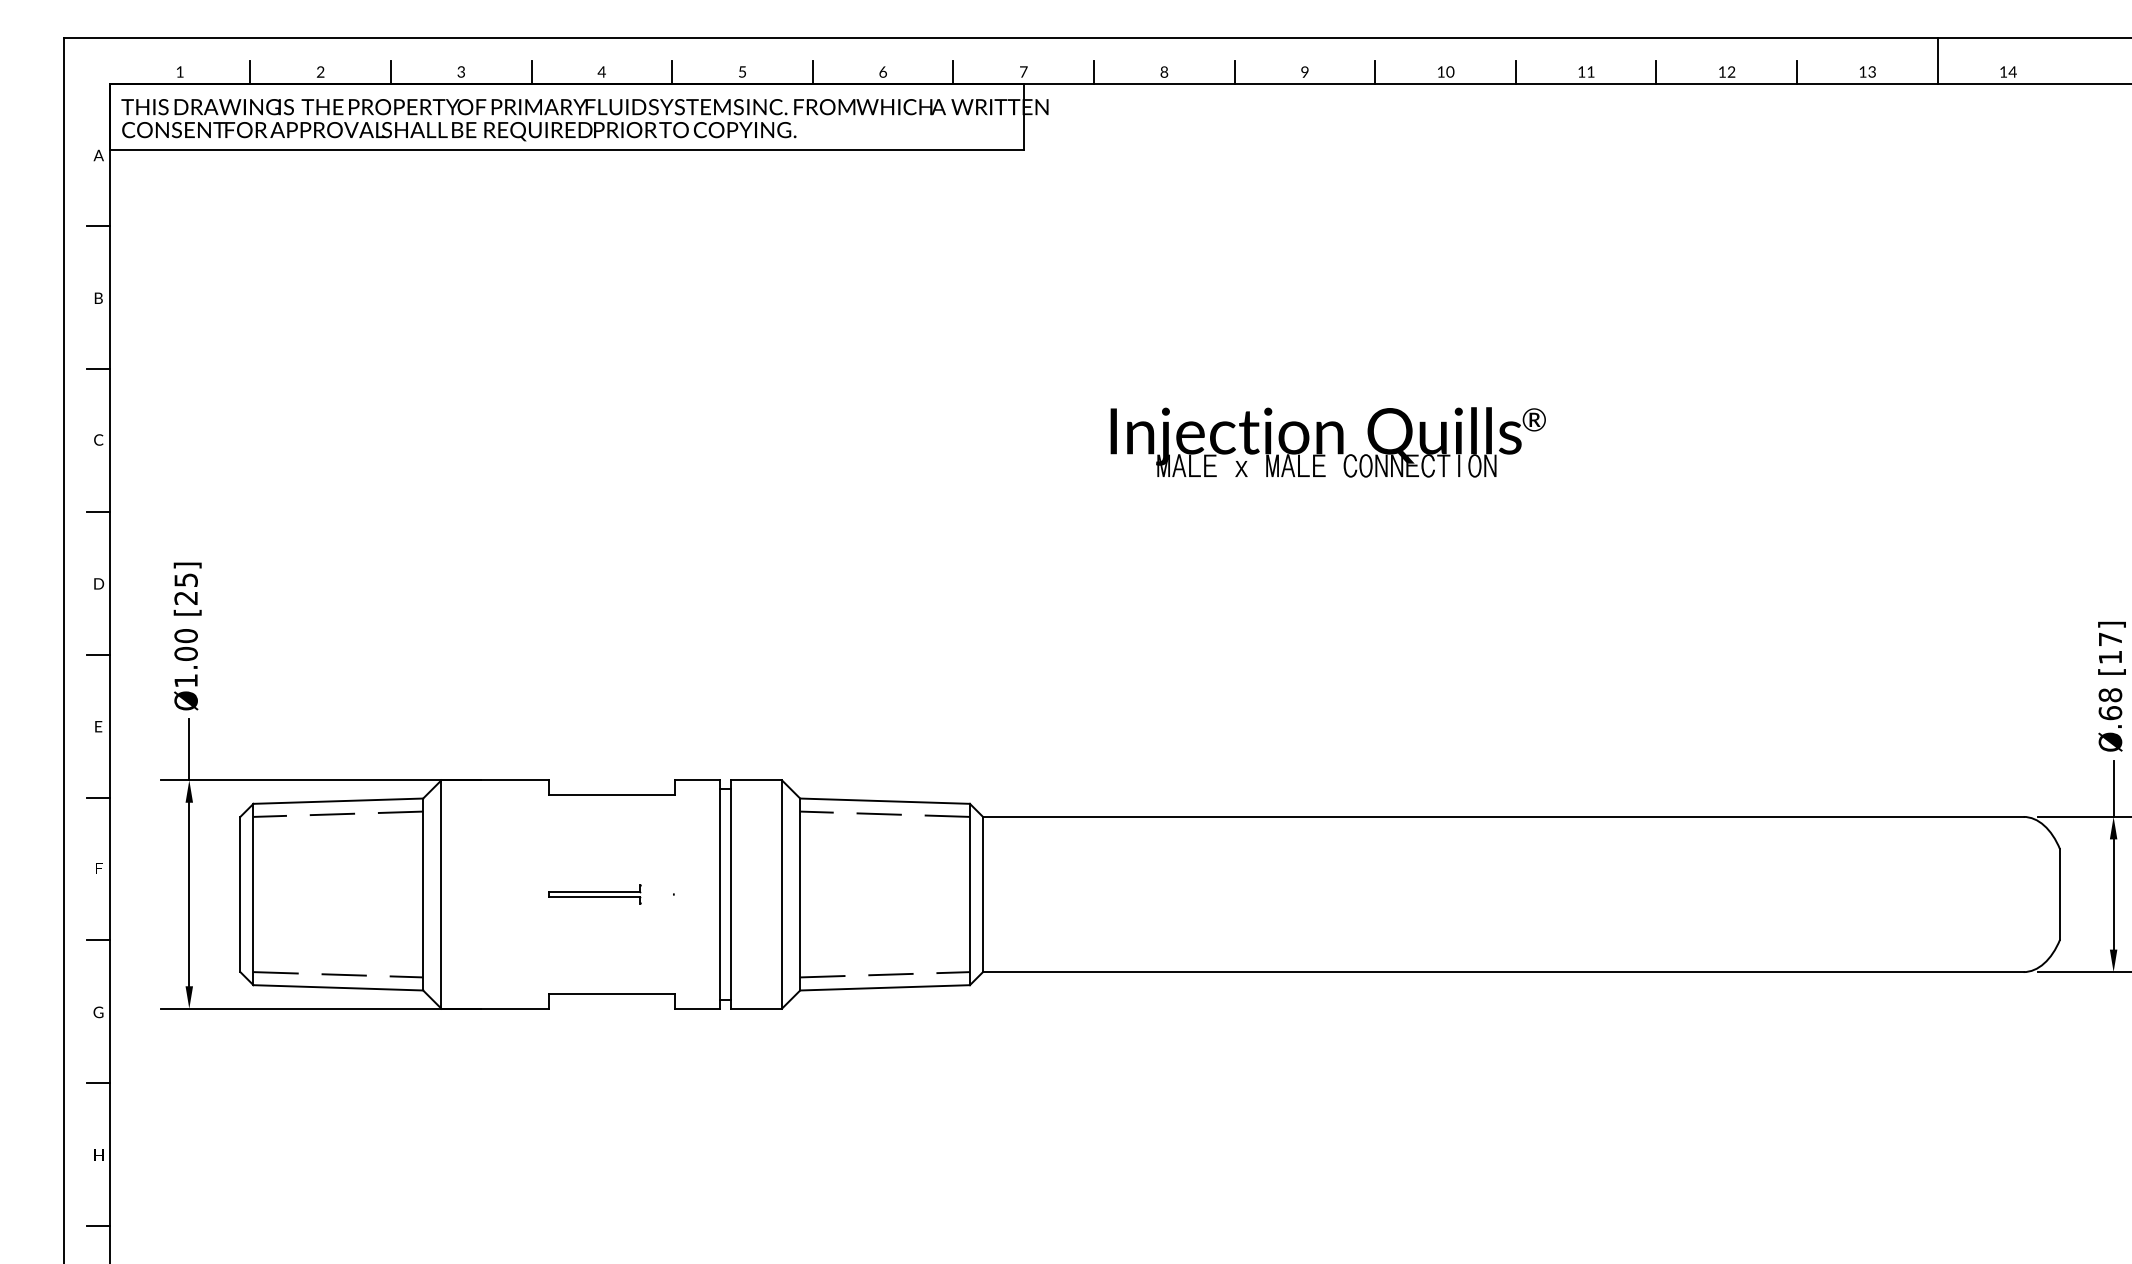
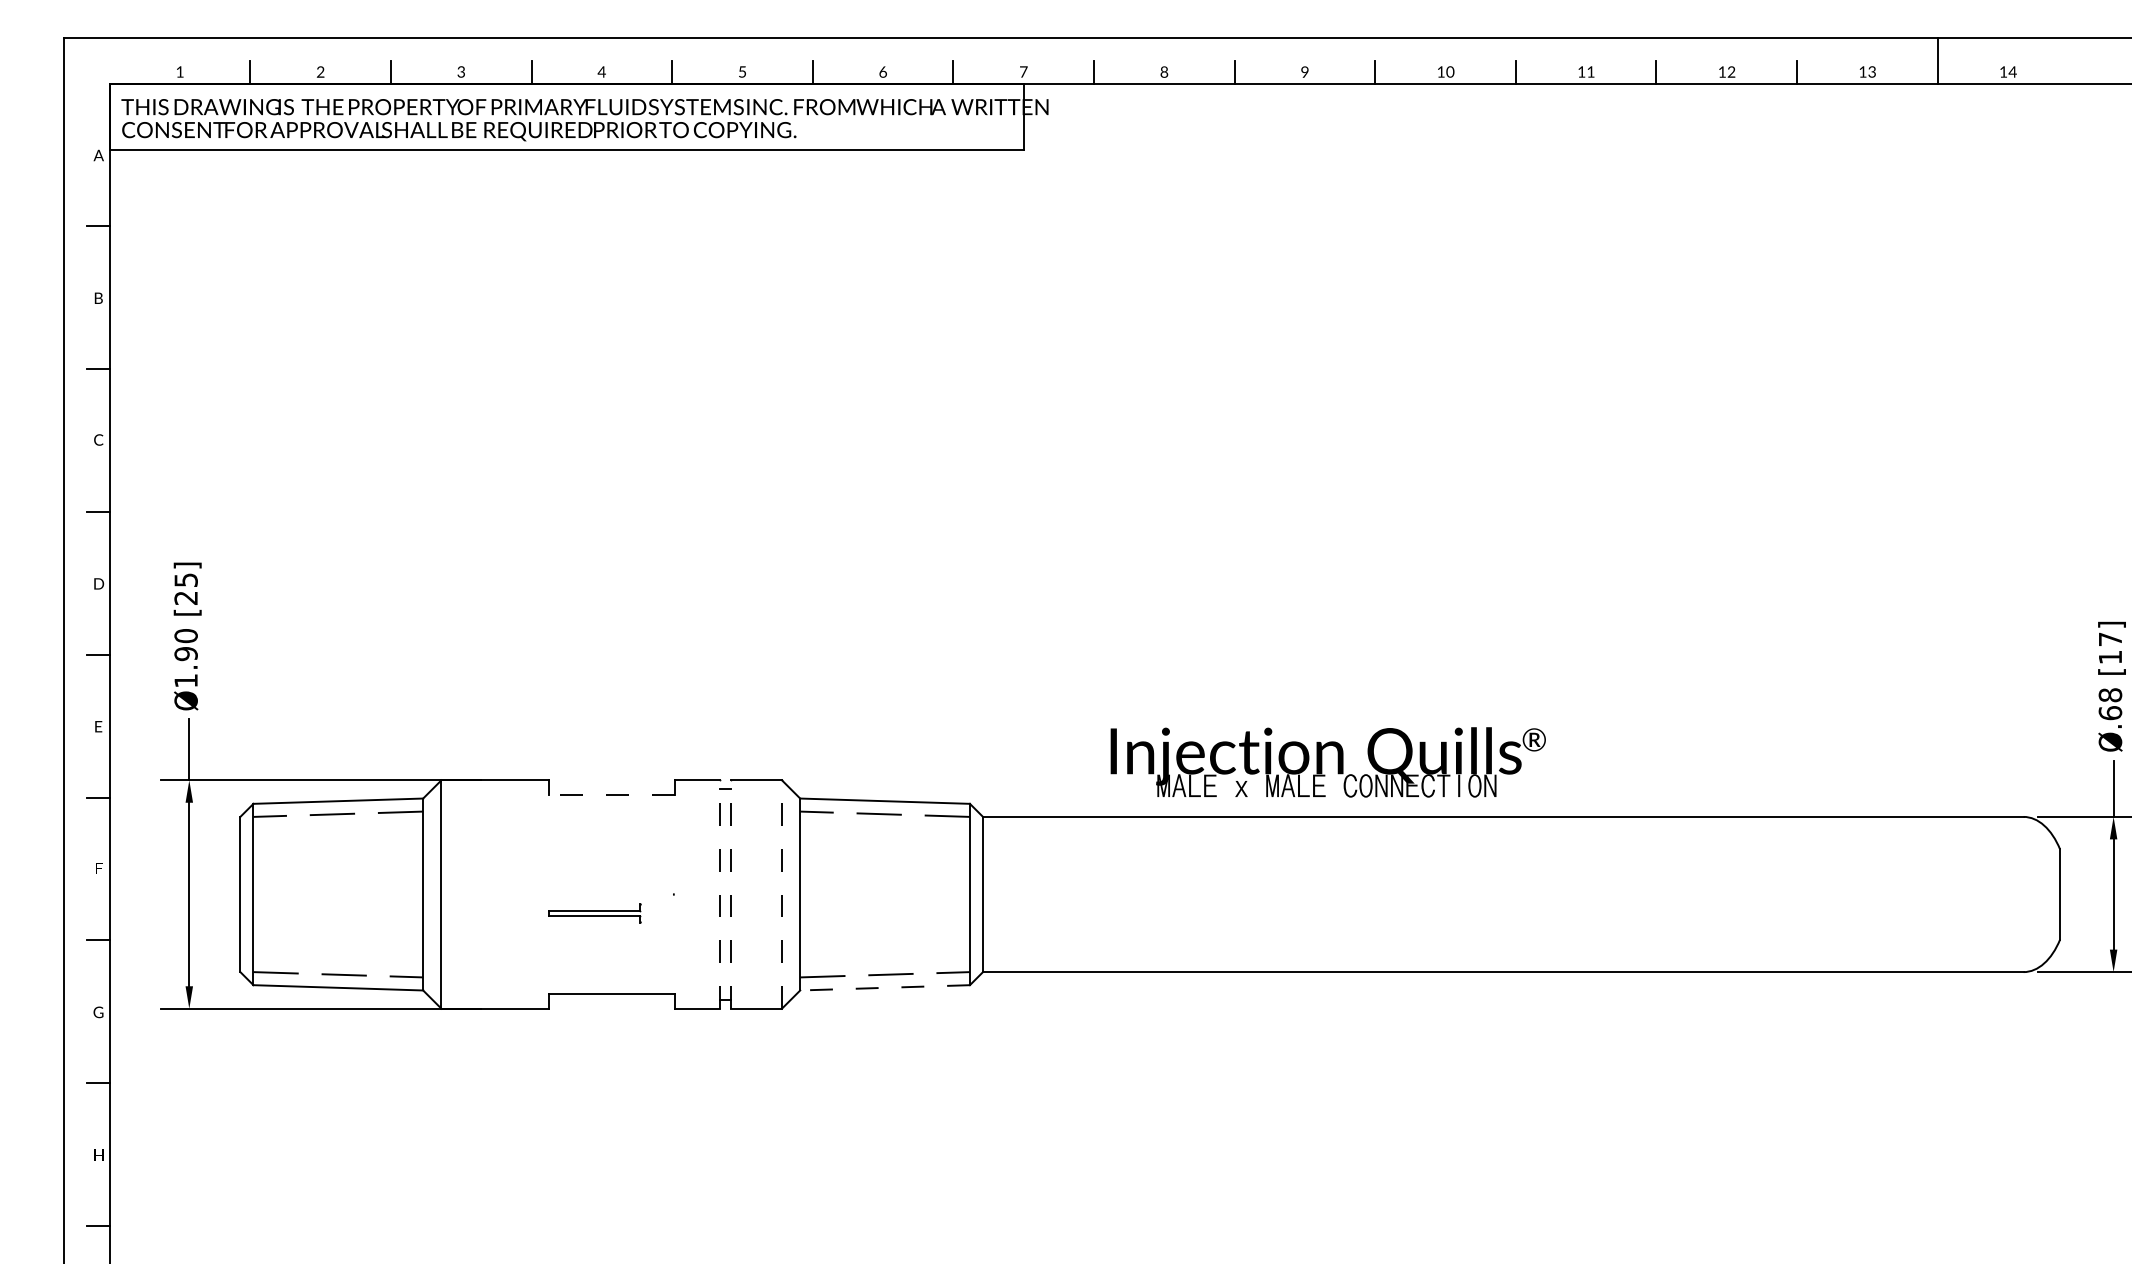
text position: (1327, 442) -> (1327, 762) (1327, 762)
text: Ø1.00 -> Ø1.90 (185, 653)
line: solid -> dashed (611, 794)
part position: (594, 894) -> (594, 913) (594, 913)
line: solid -> dashed (720, 894)
line: solid -> dashed (730, 894)
line: solid -> dashed (781, 894)
line: solid -> dashed (885, 987)
